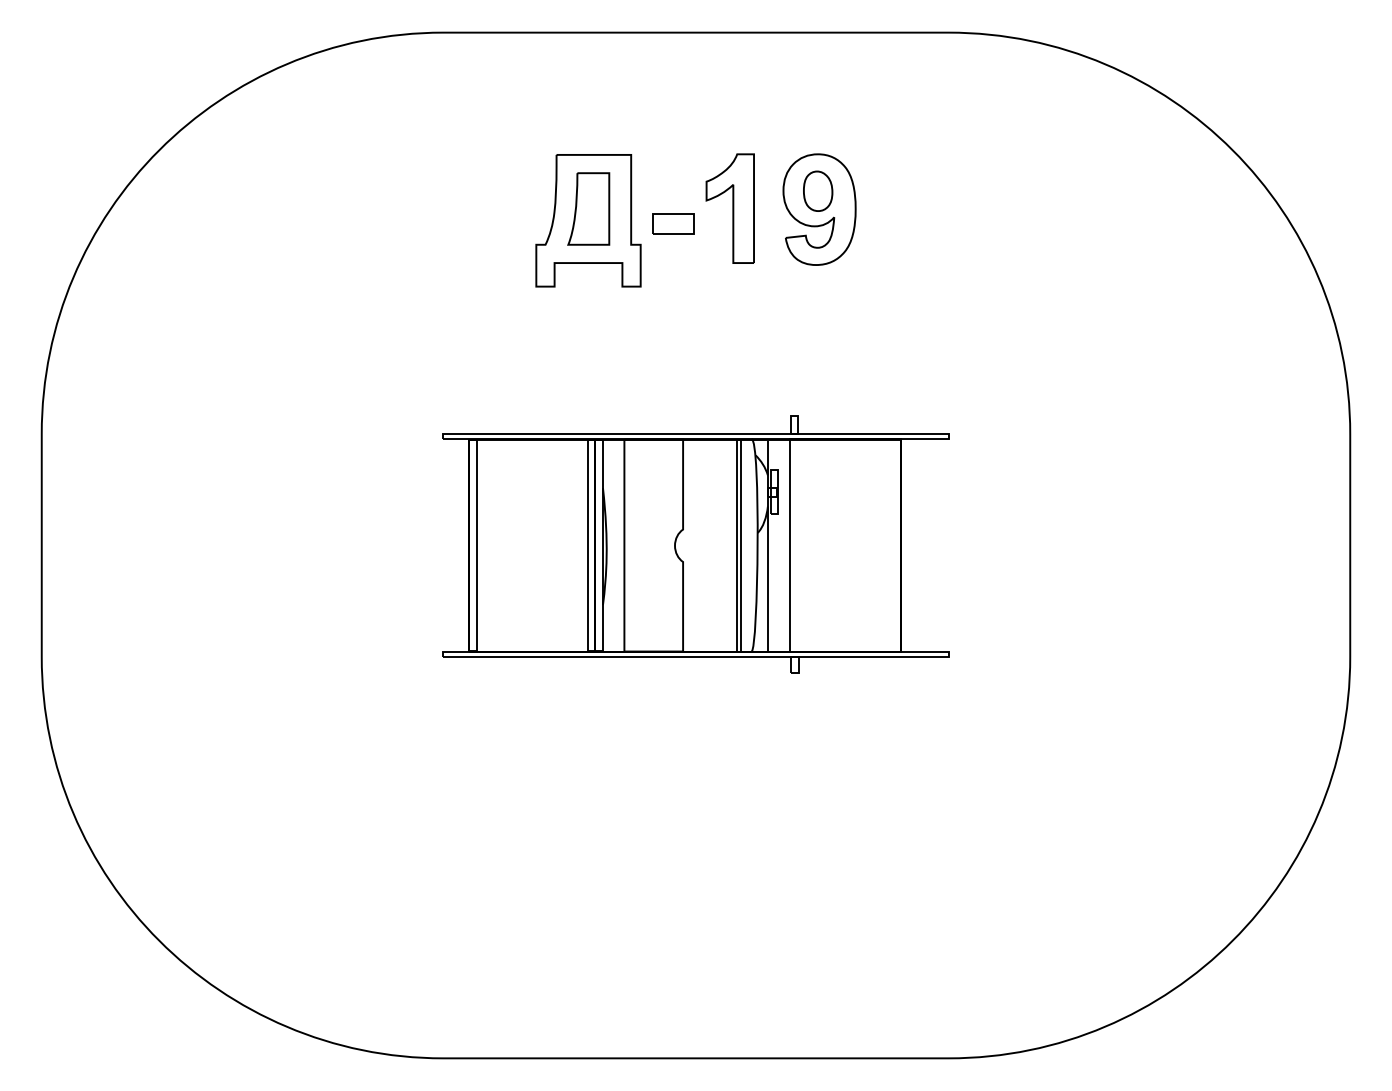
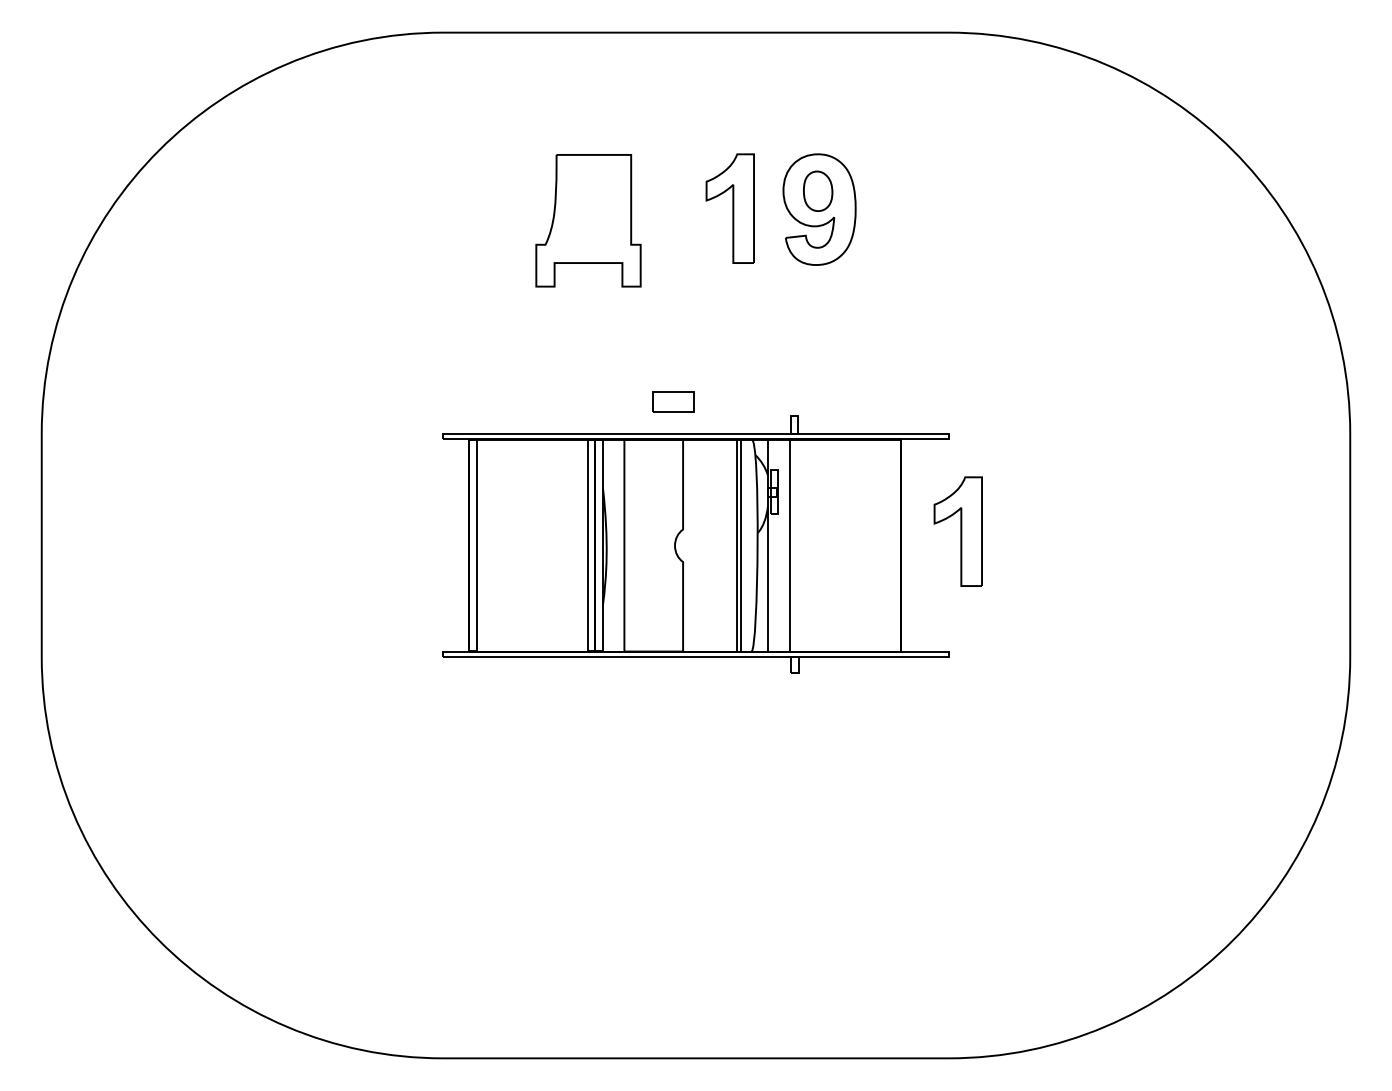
part: present -> none (588, 208)
part position: (673, 223) -> (673, 401) (673, 401)
part: none -> present (957, 531)
